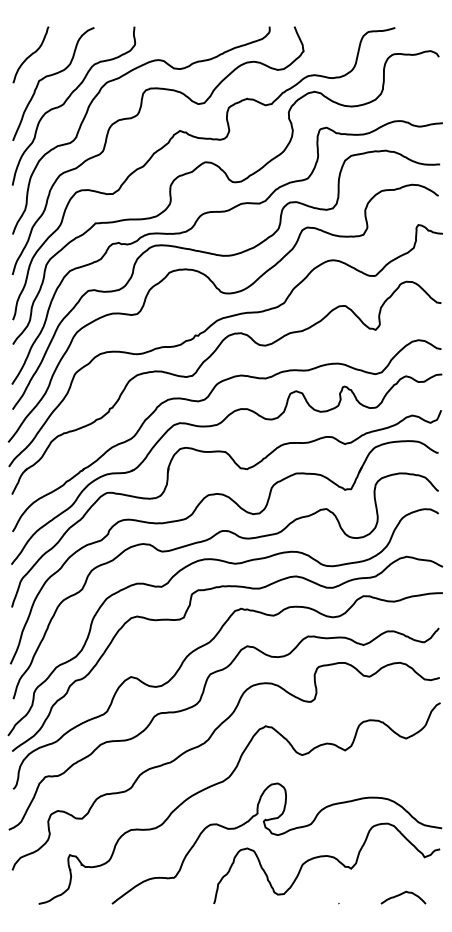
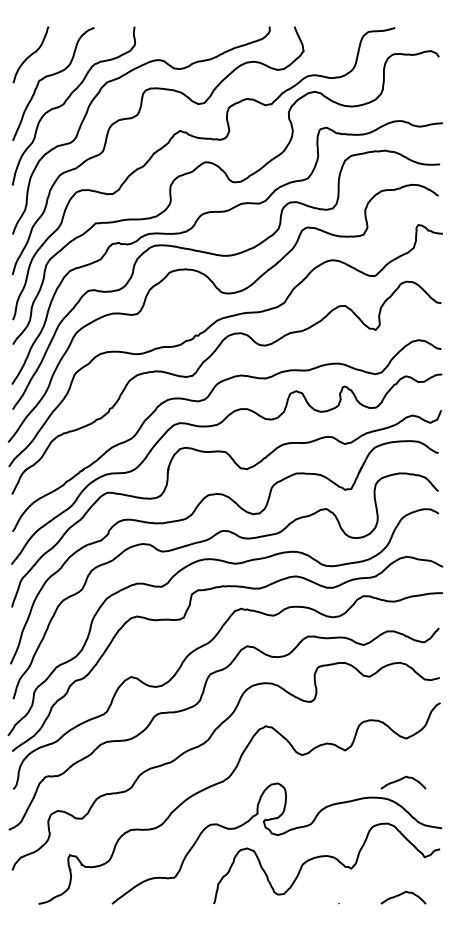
curve: none -> present (402, 779)
